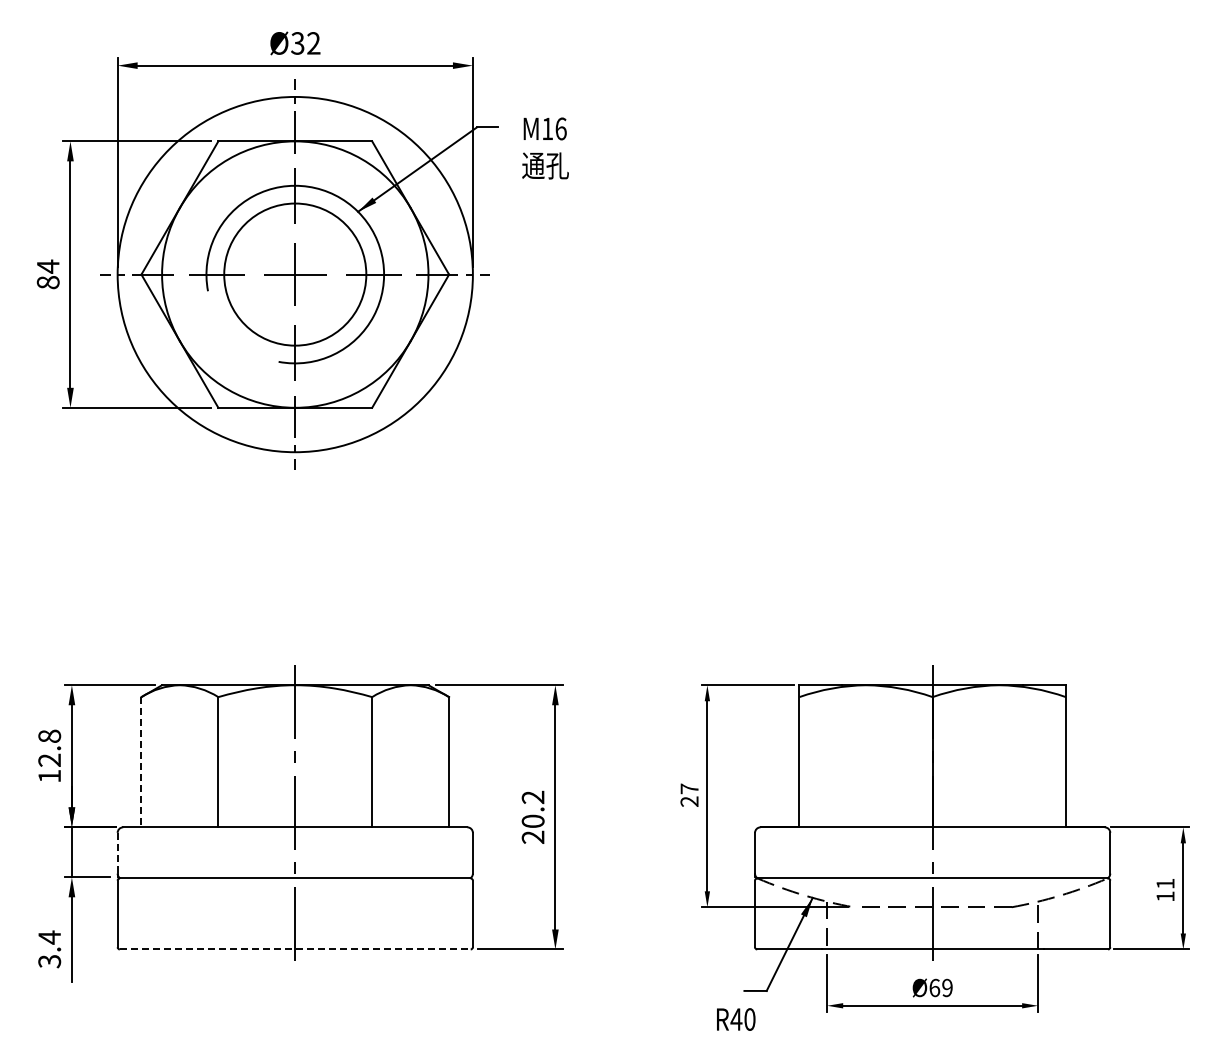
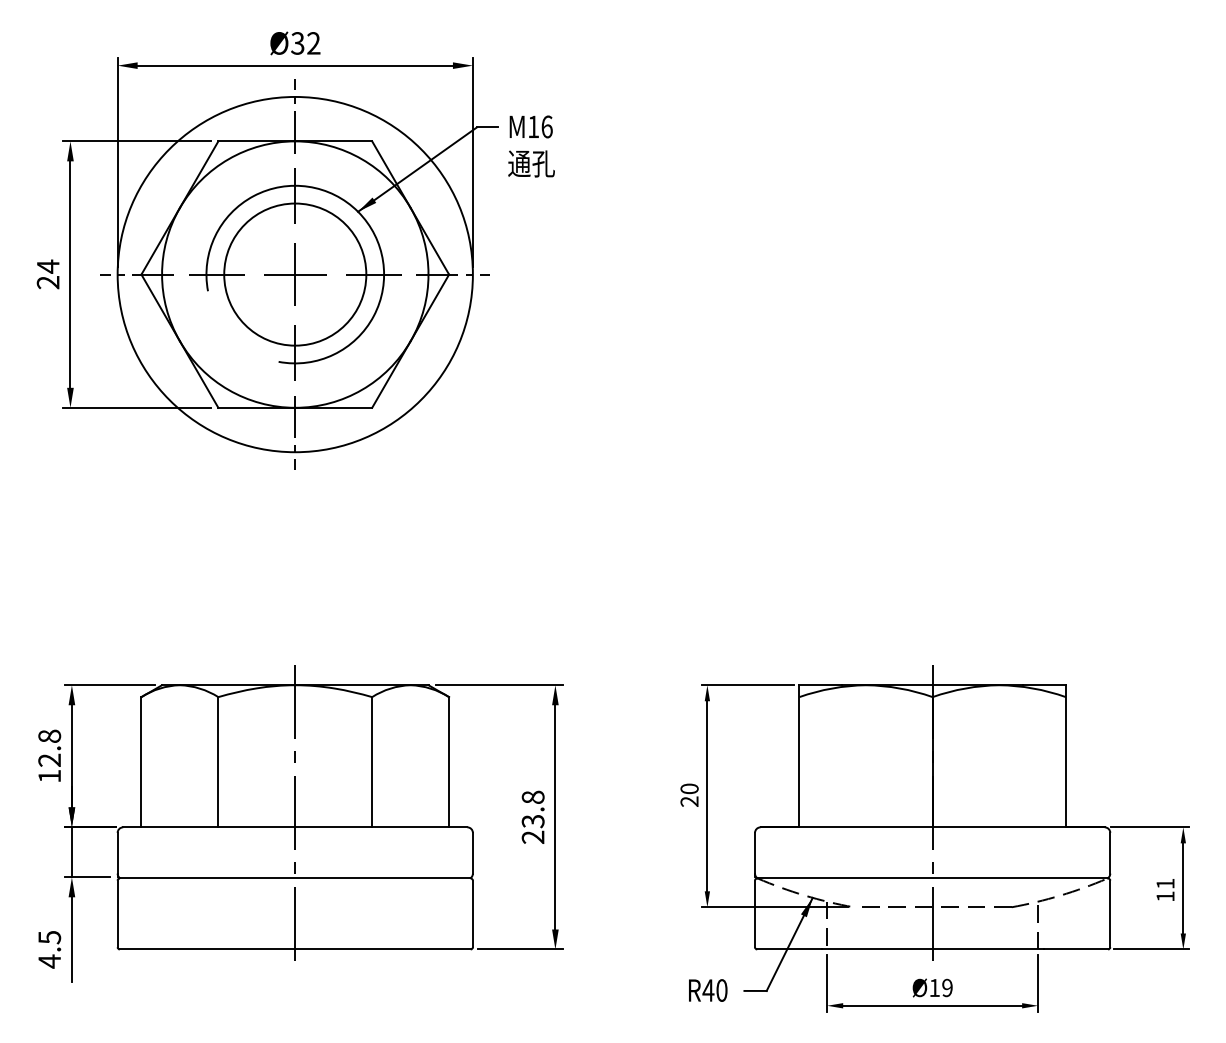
text position: (545, 148) -> (531, 146) (531, 146)
text: 84 -> 24 (47, 282)
line: dashed -> solid (141, 762)
text: 27 -> 20 (689, 788)
text: 20.2 -> 23.8 (532, 809)
line: dashed -> solid (117, 853)
text: 3.4 -> 4.5 (49, 949)
line: dashed -> solid (295, 949)
text: Ø69 -> Ø19 (934, 987)
text position: (736, 1019) -> (708, 990) (708, 990)
